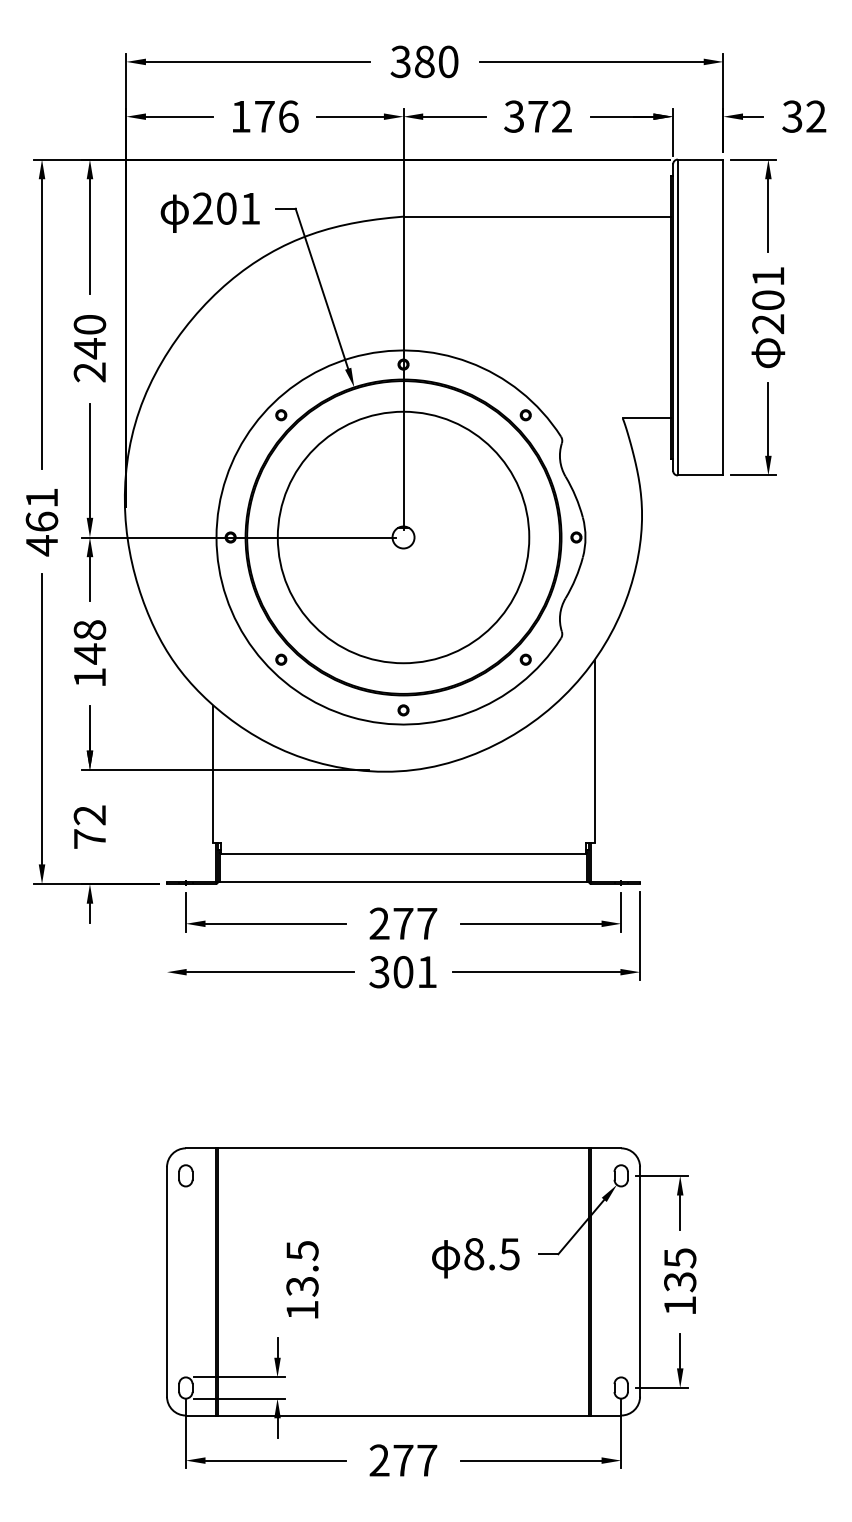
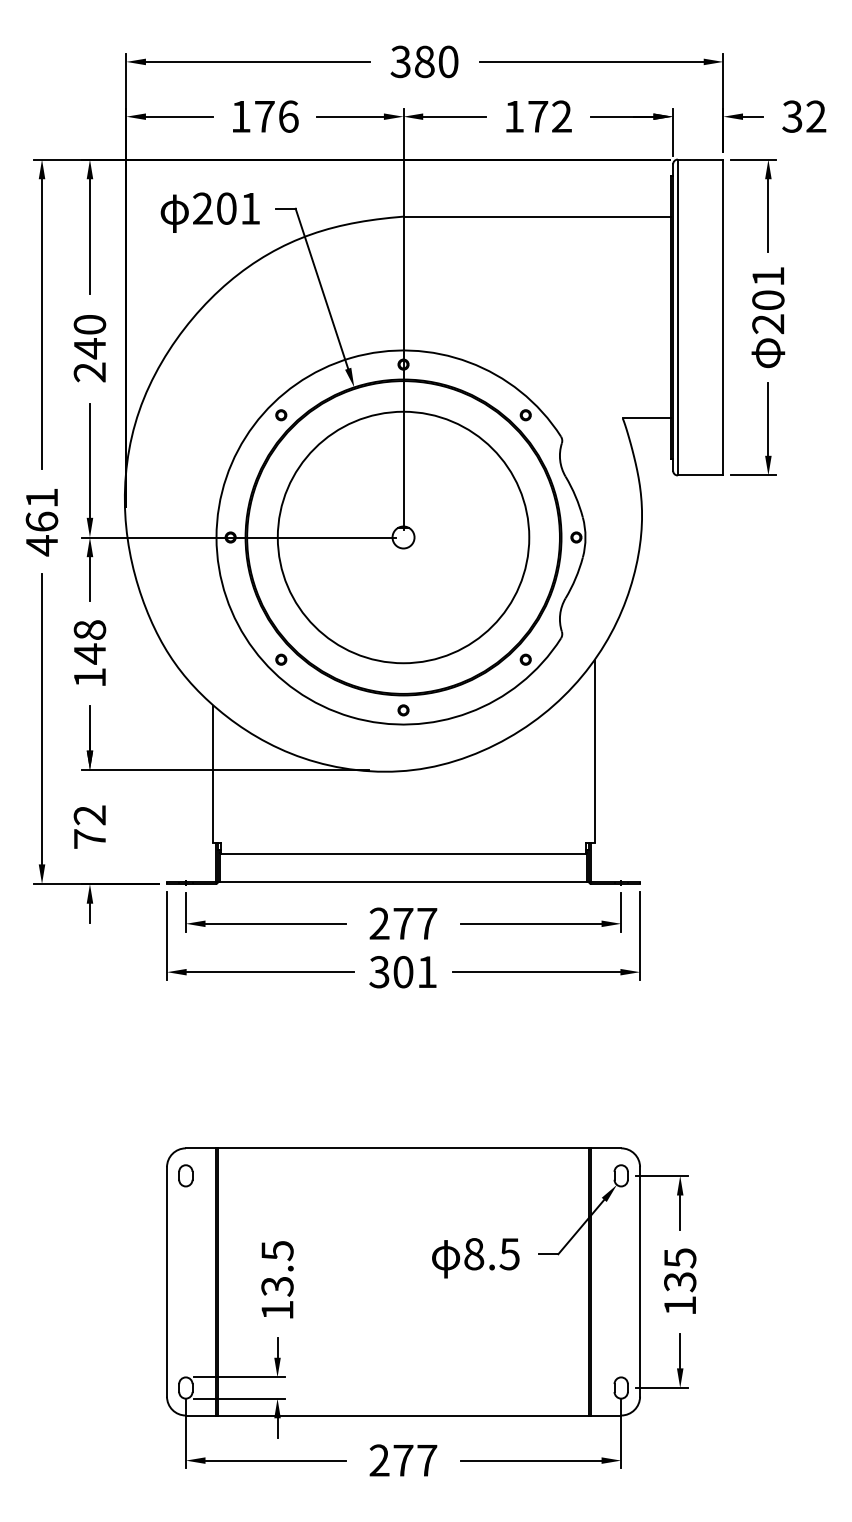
text: 372 -> 172 (513, 116)
line: none -> present (167, 935)
text position: (302, 1279) -> (277, 1279) (277, 1279)
